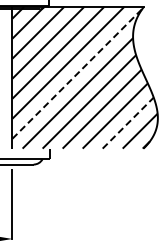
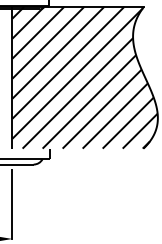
line: dashed -> solid (78, 73)
line: dashed -> solid (128, 122)
